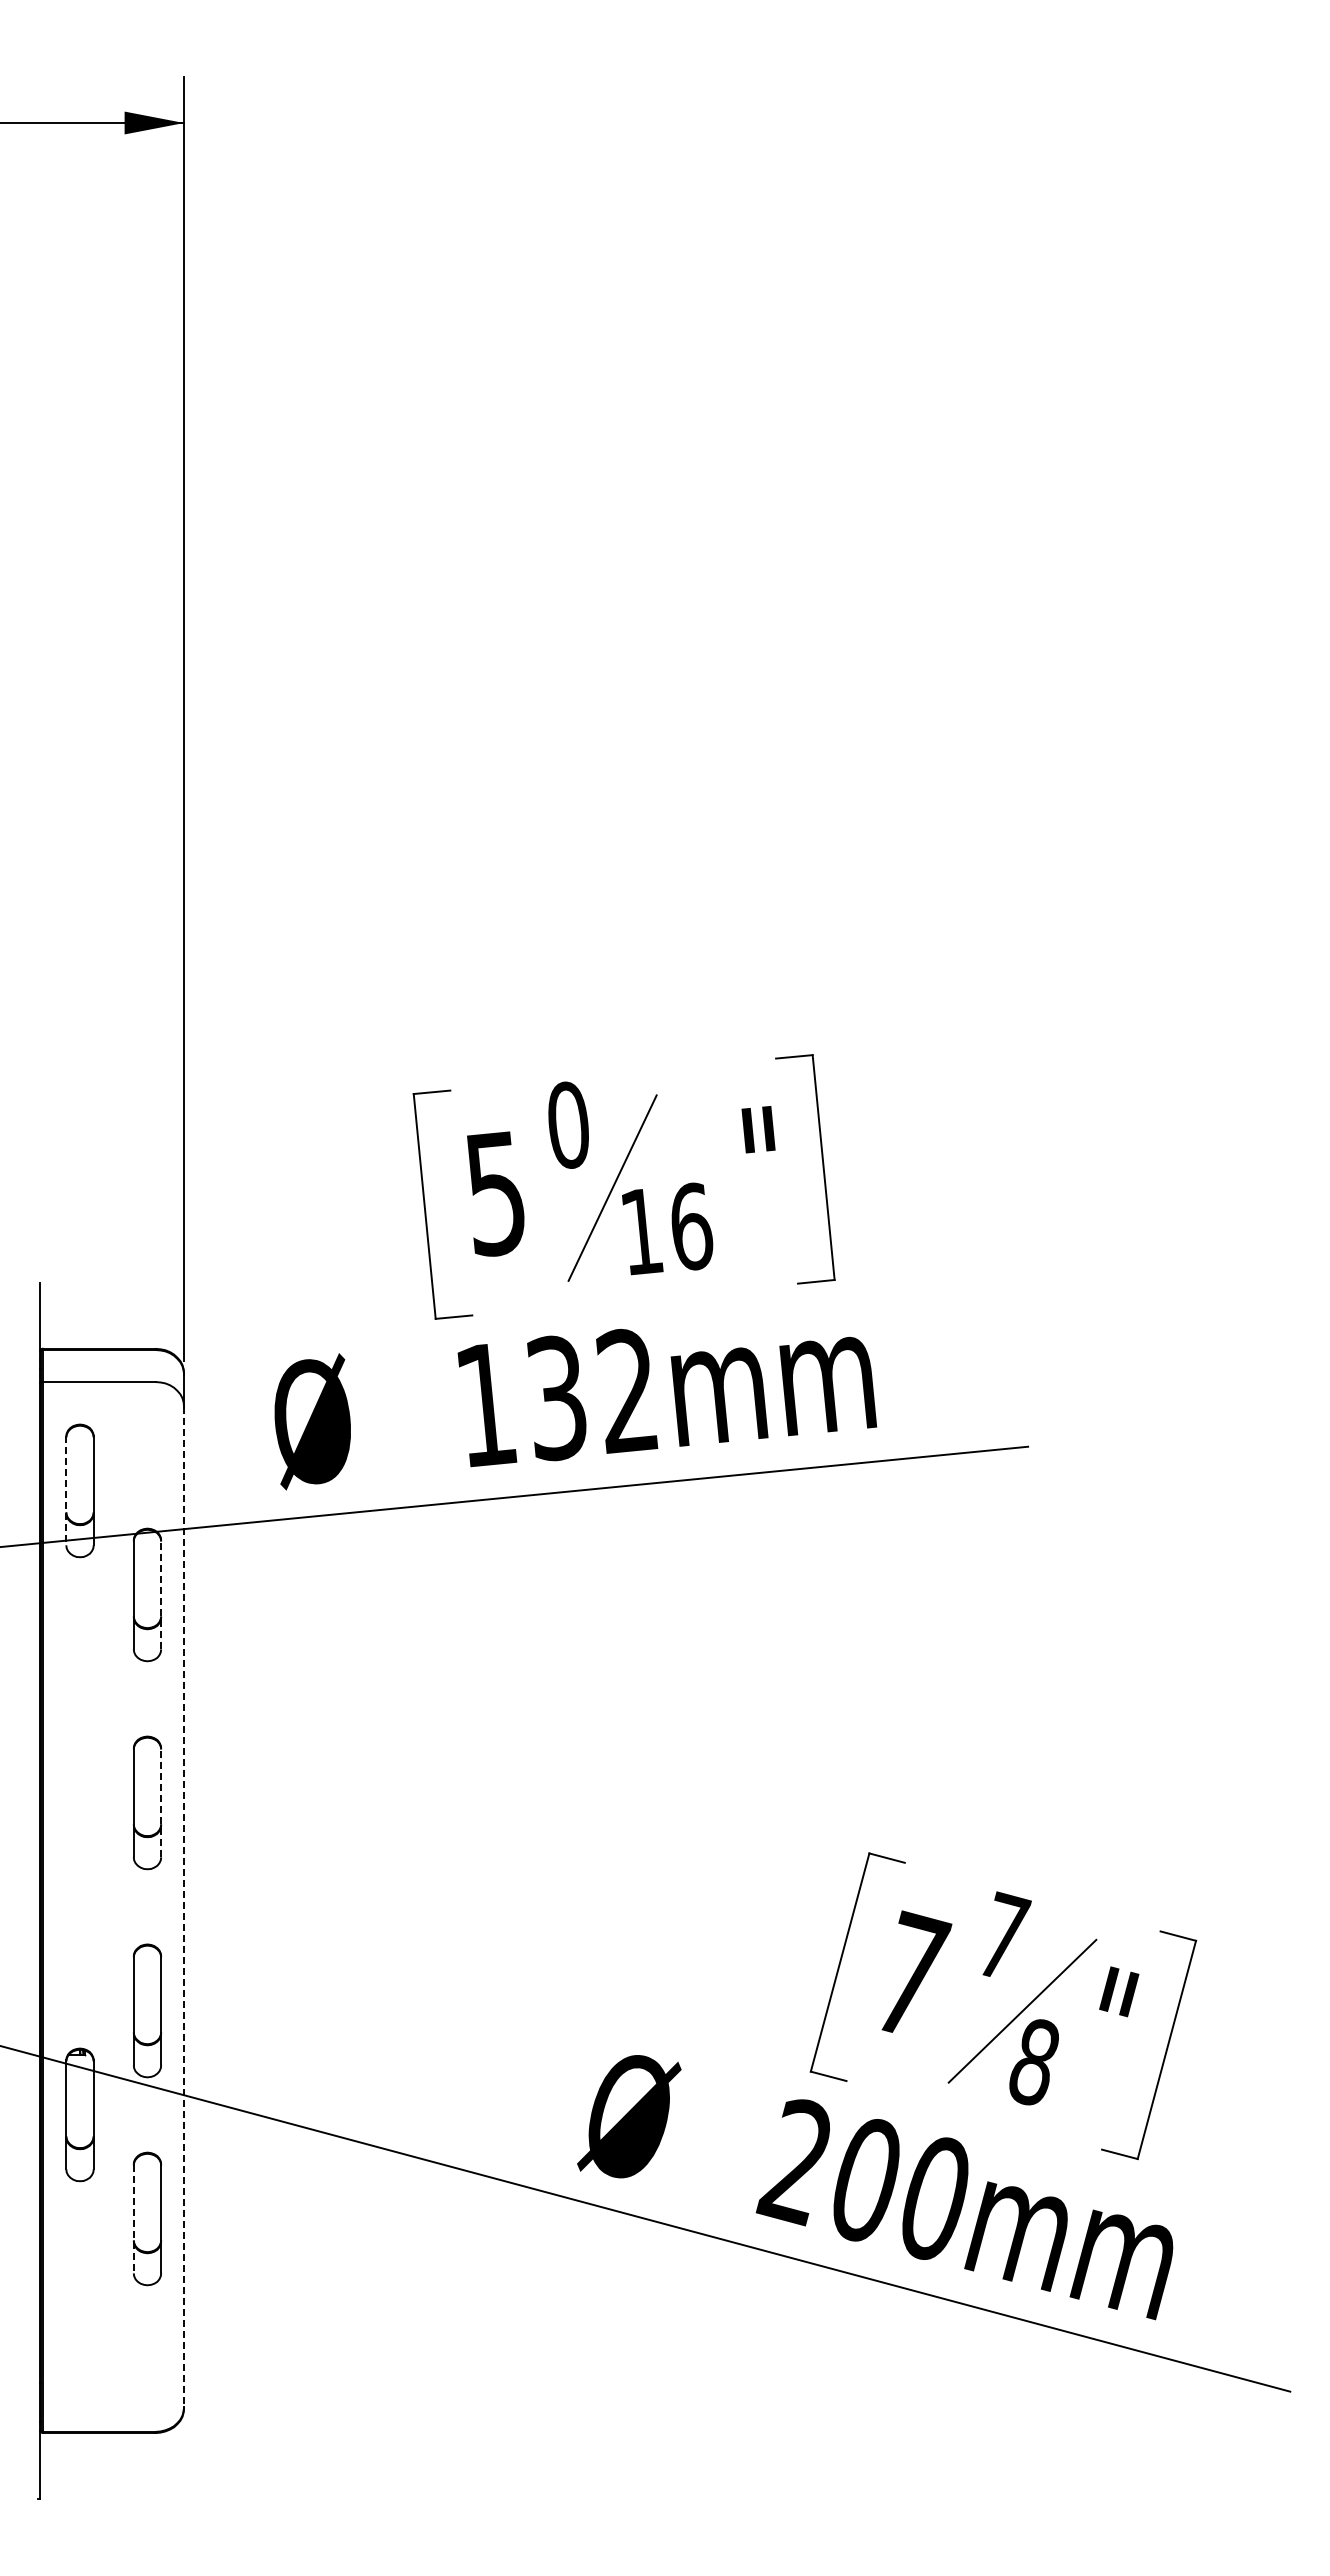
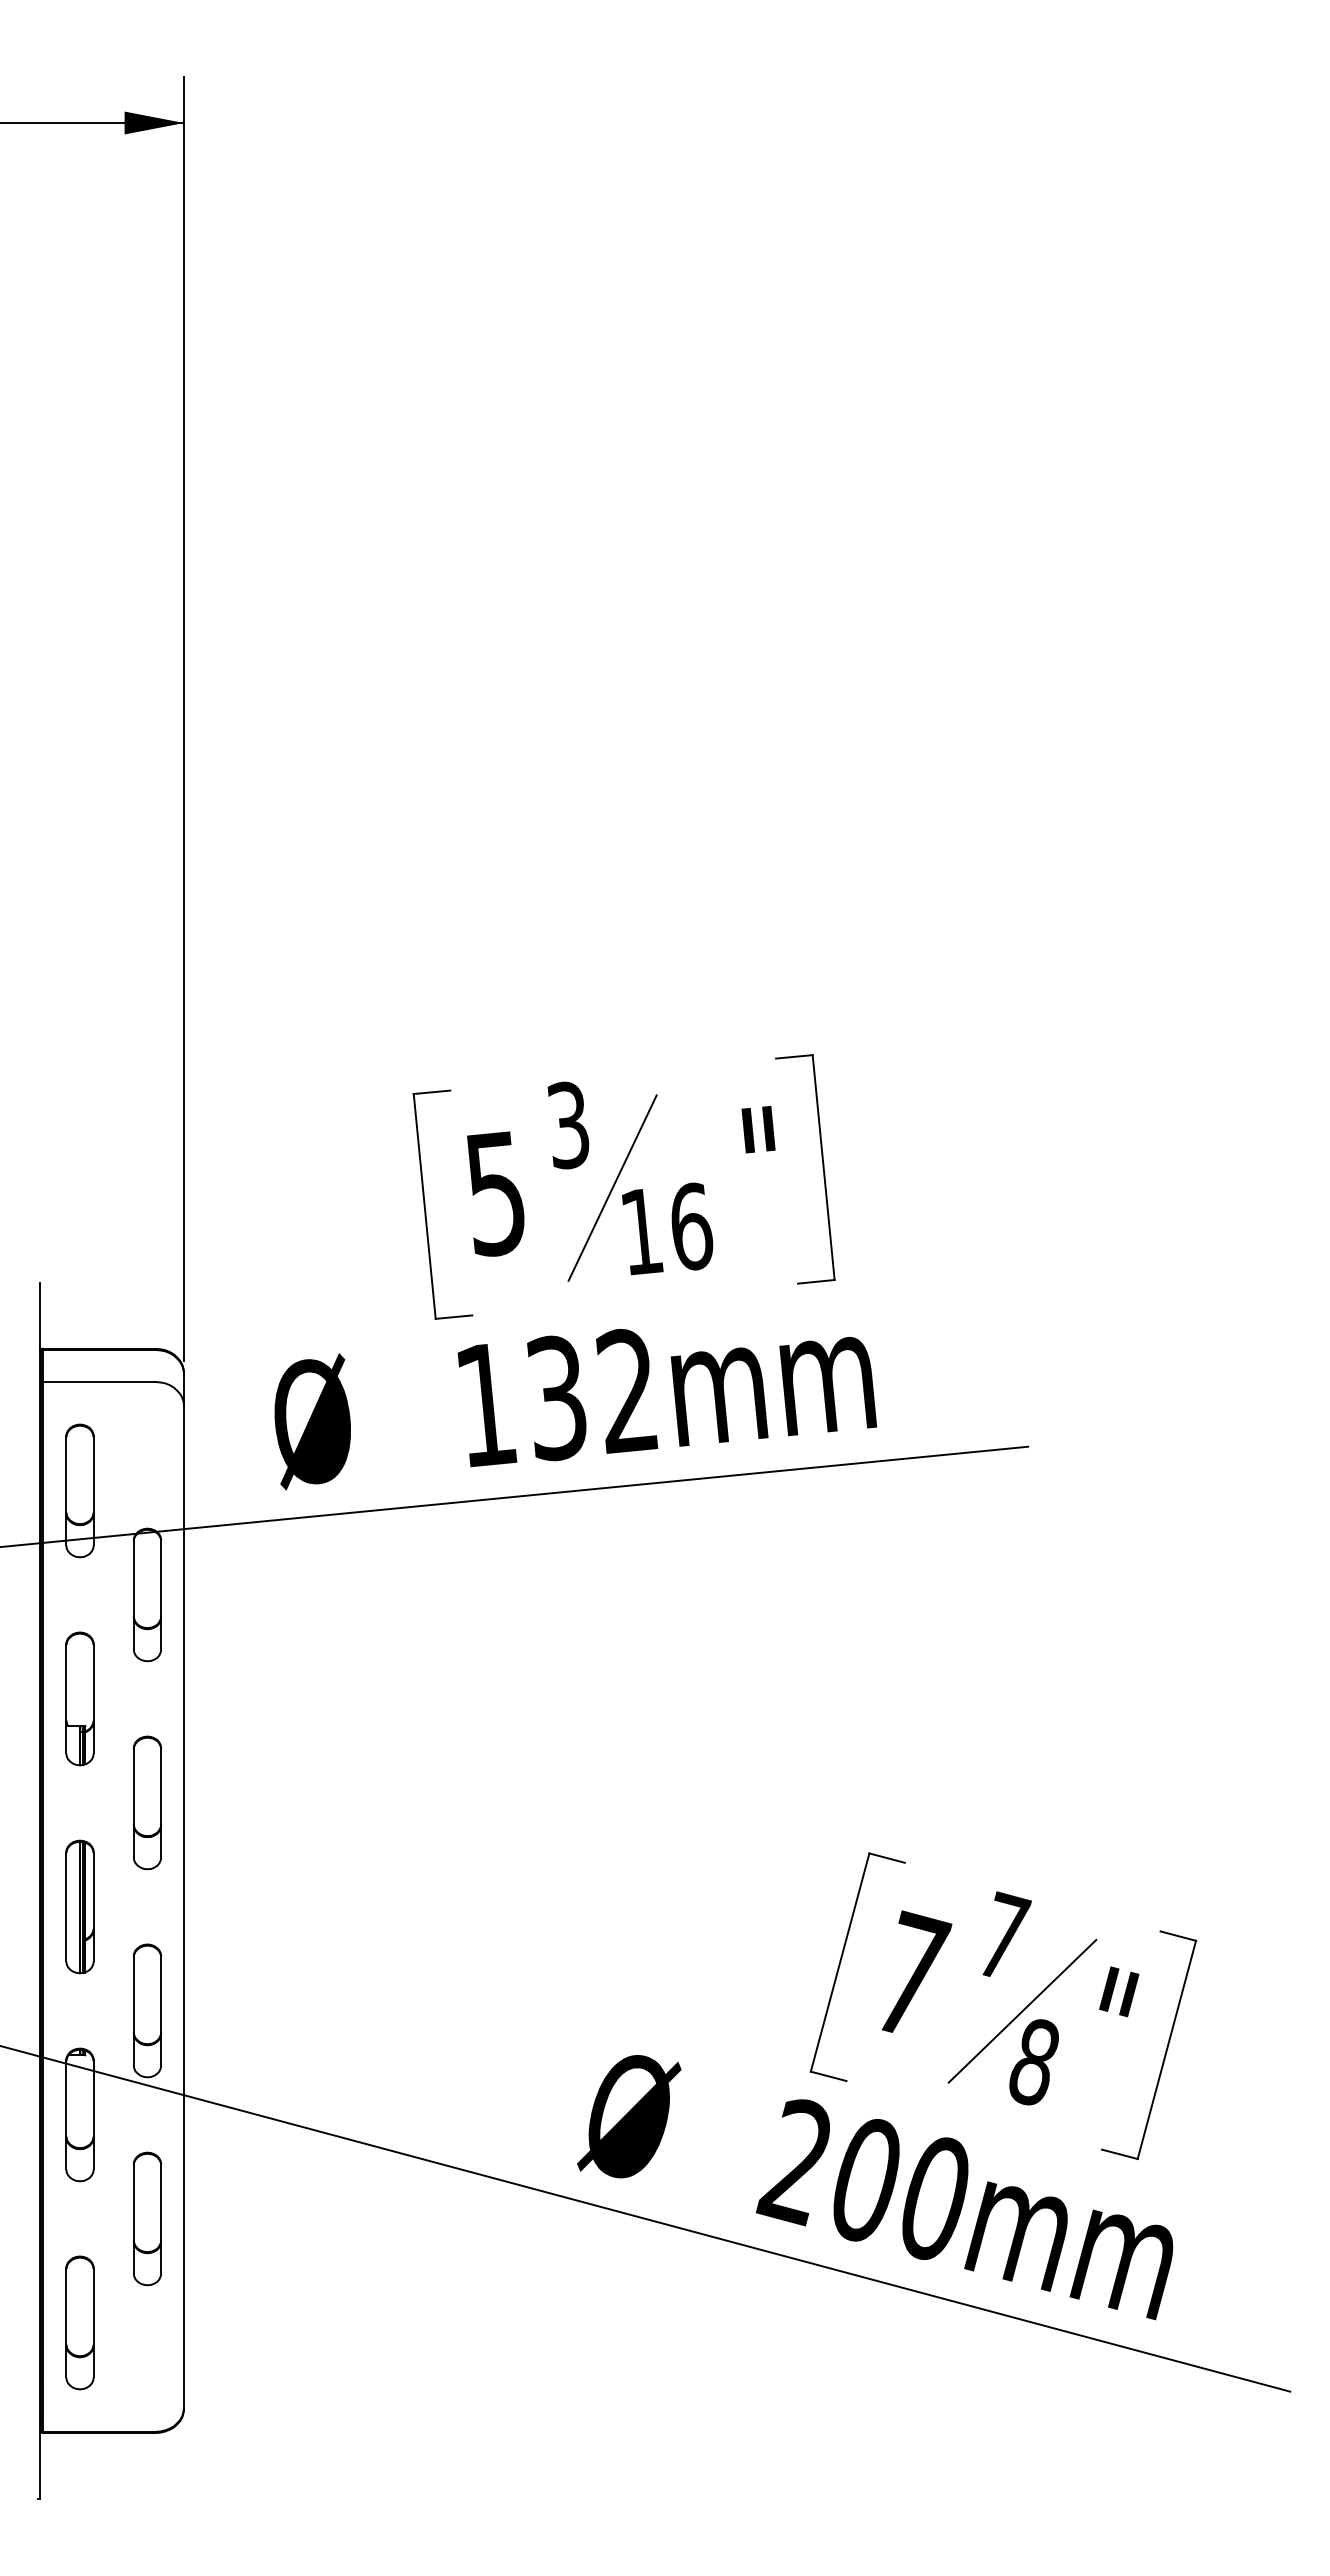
text: 0 -> 3 (568, 1125)
line: dashed -> solid (66, 1491)
line: dashed -> solid (161, 1594)
part: none -> present (79, 1698)
line: dashed -> solid (161, 1802)
part: none -> present (79, 1906)
line: dashed -> solid (184, 1907)
line: dashed -> solid (133, 2219)
part: none -> present (79, 2322)
